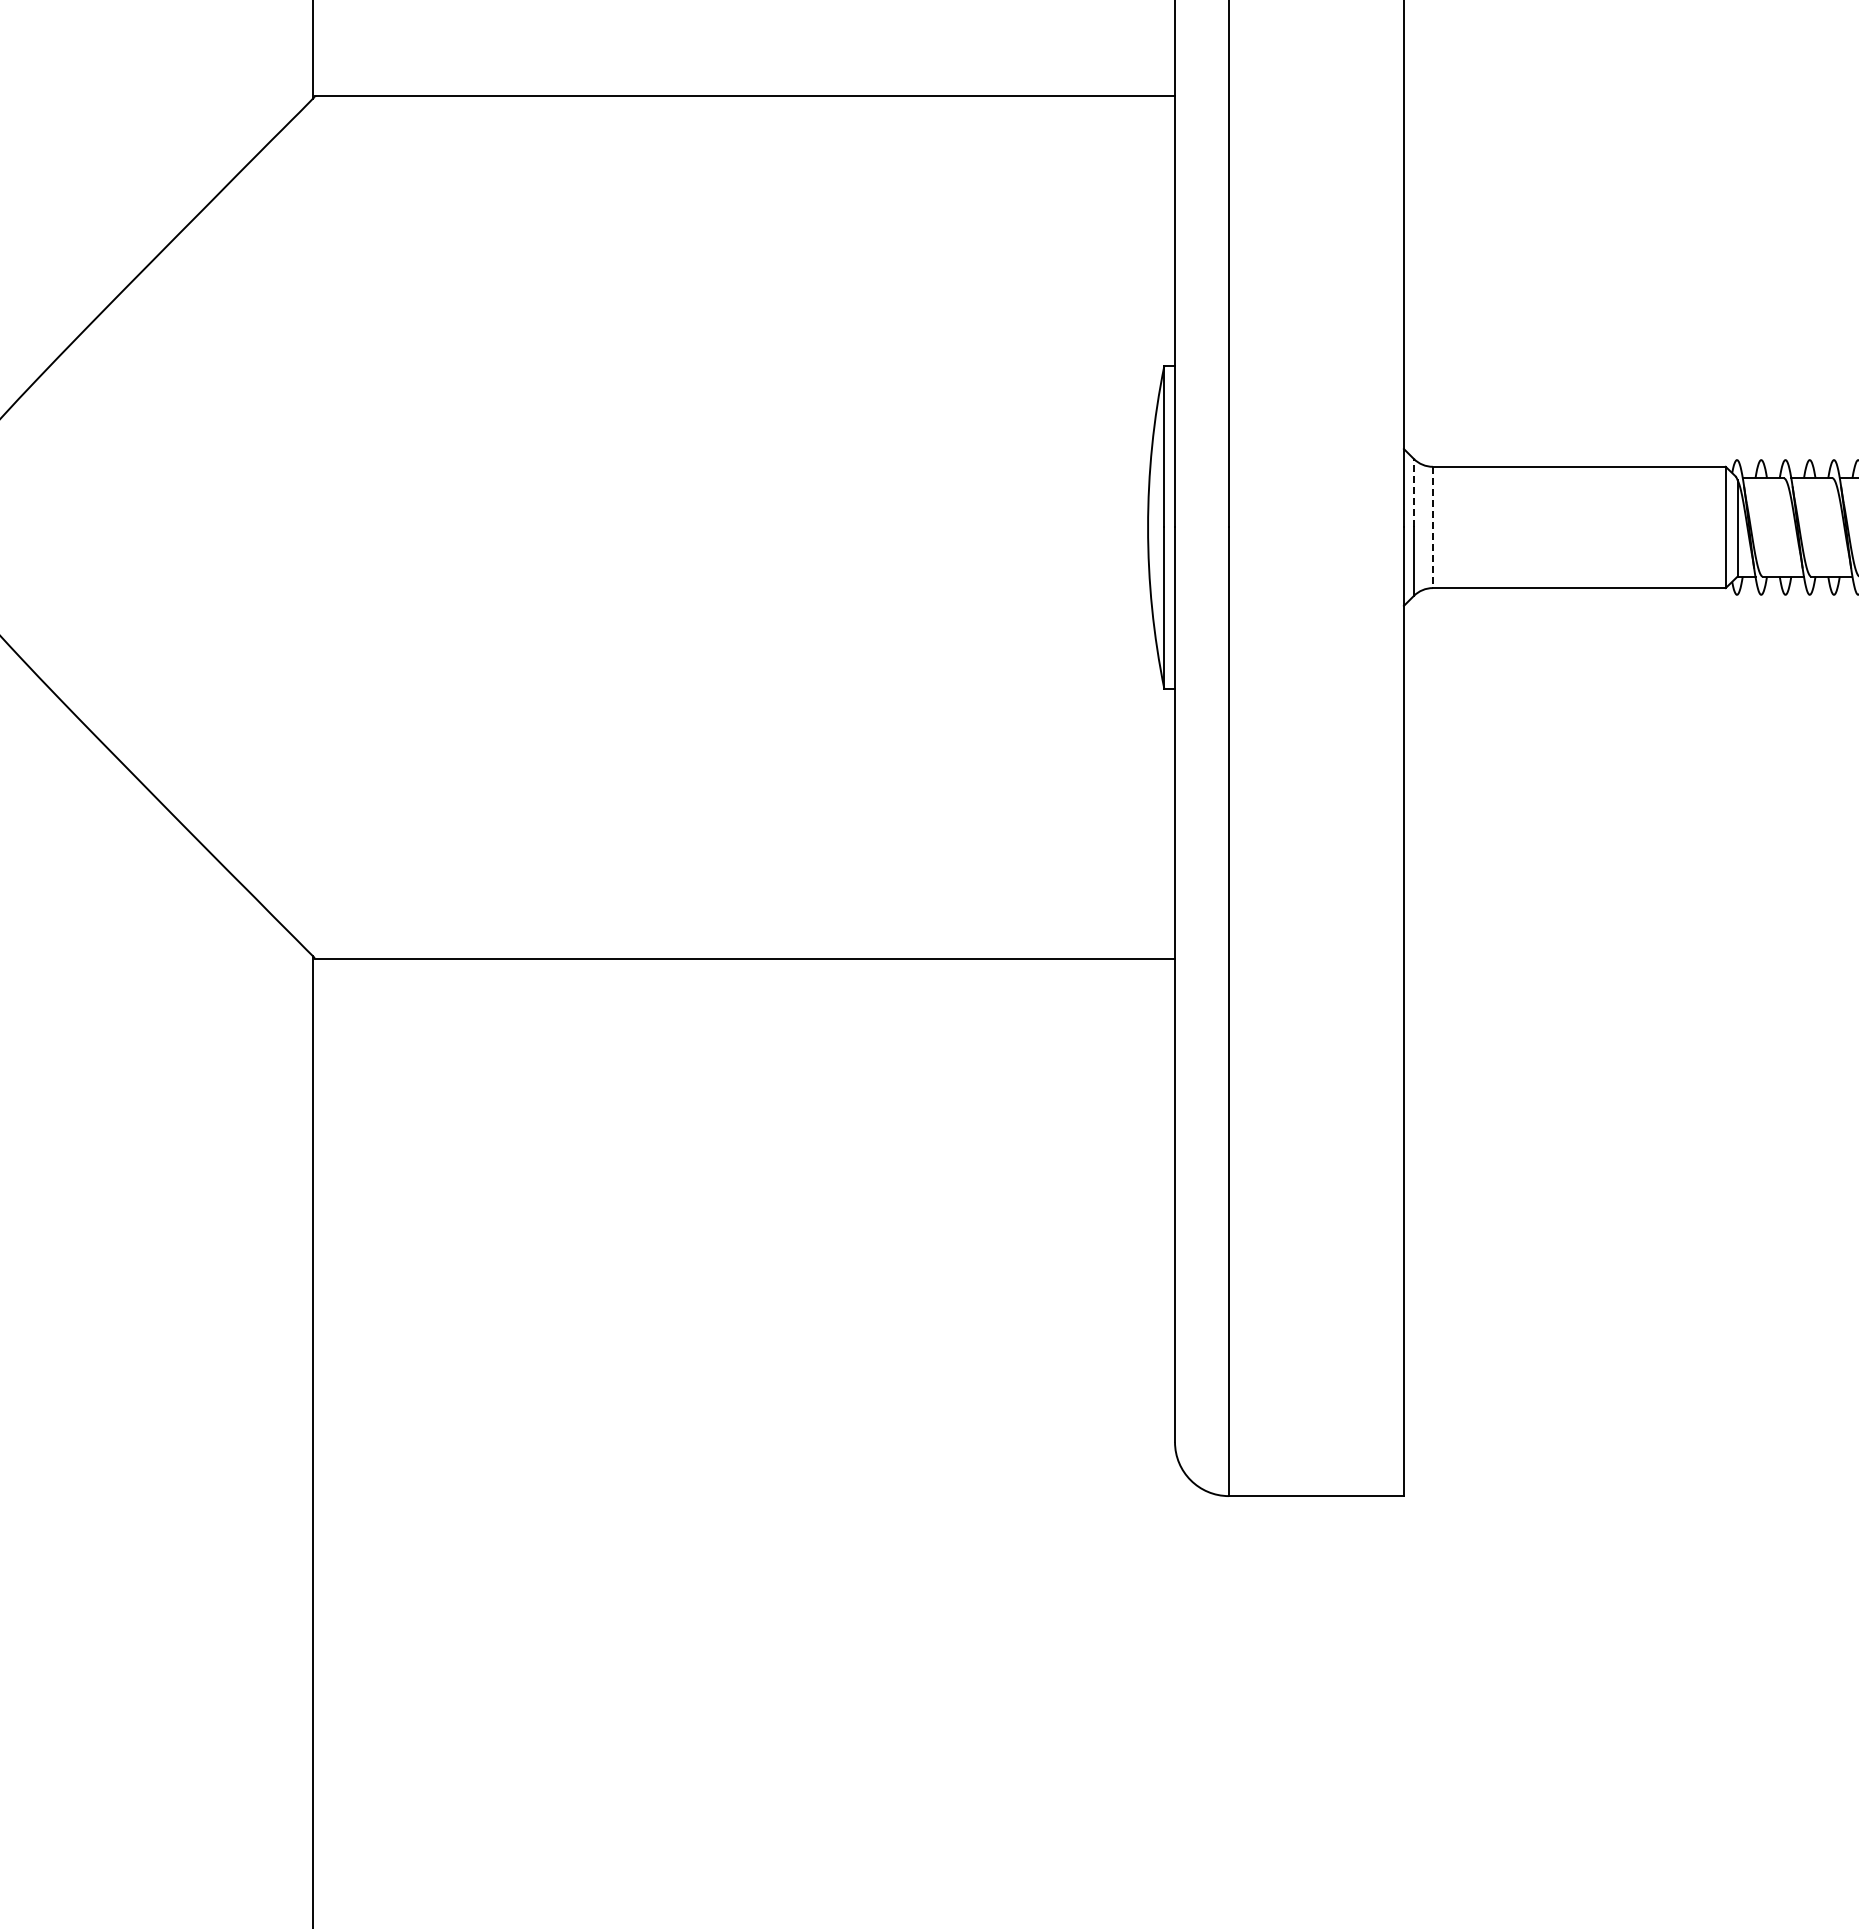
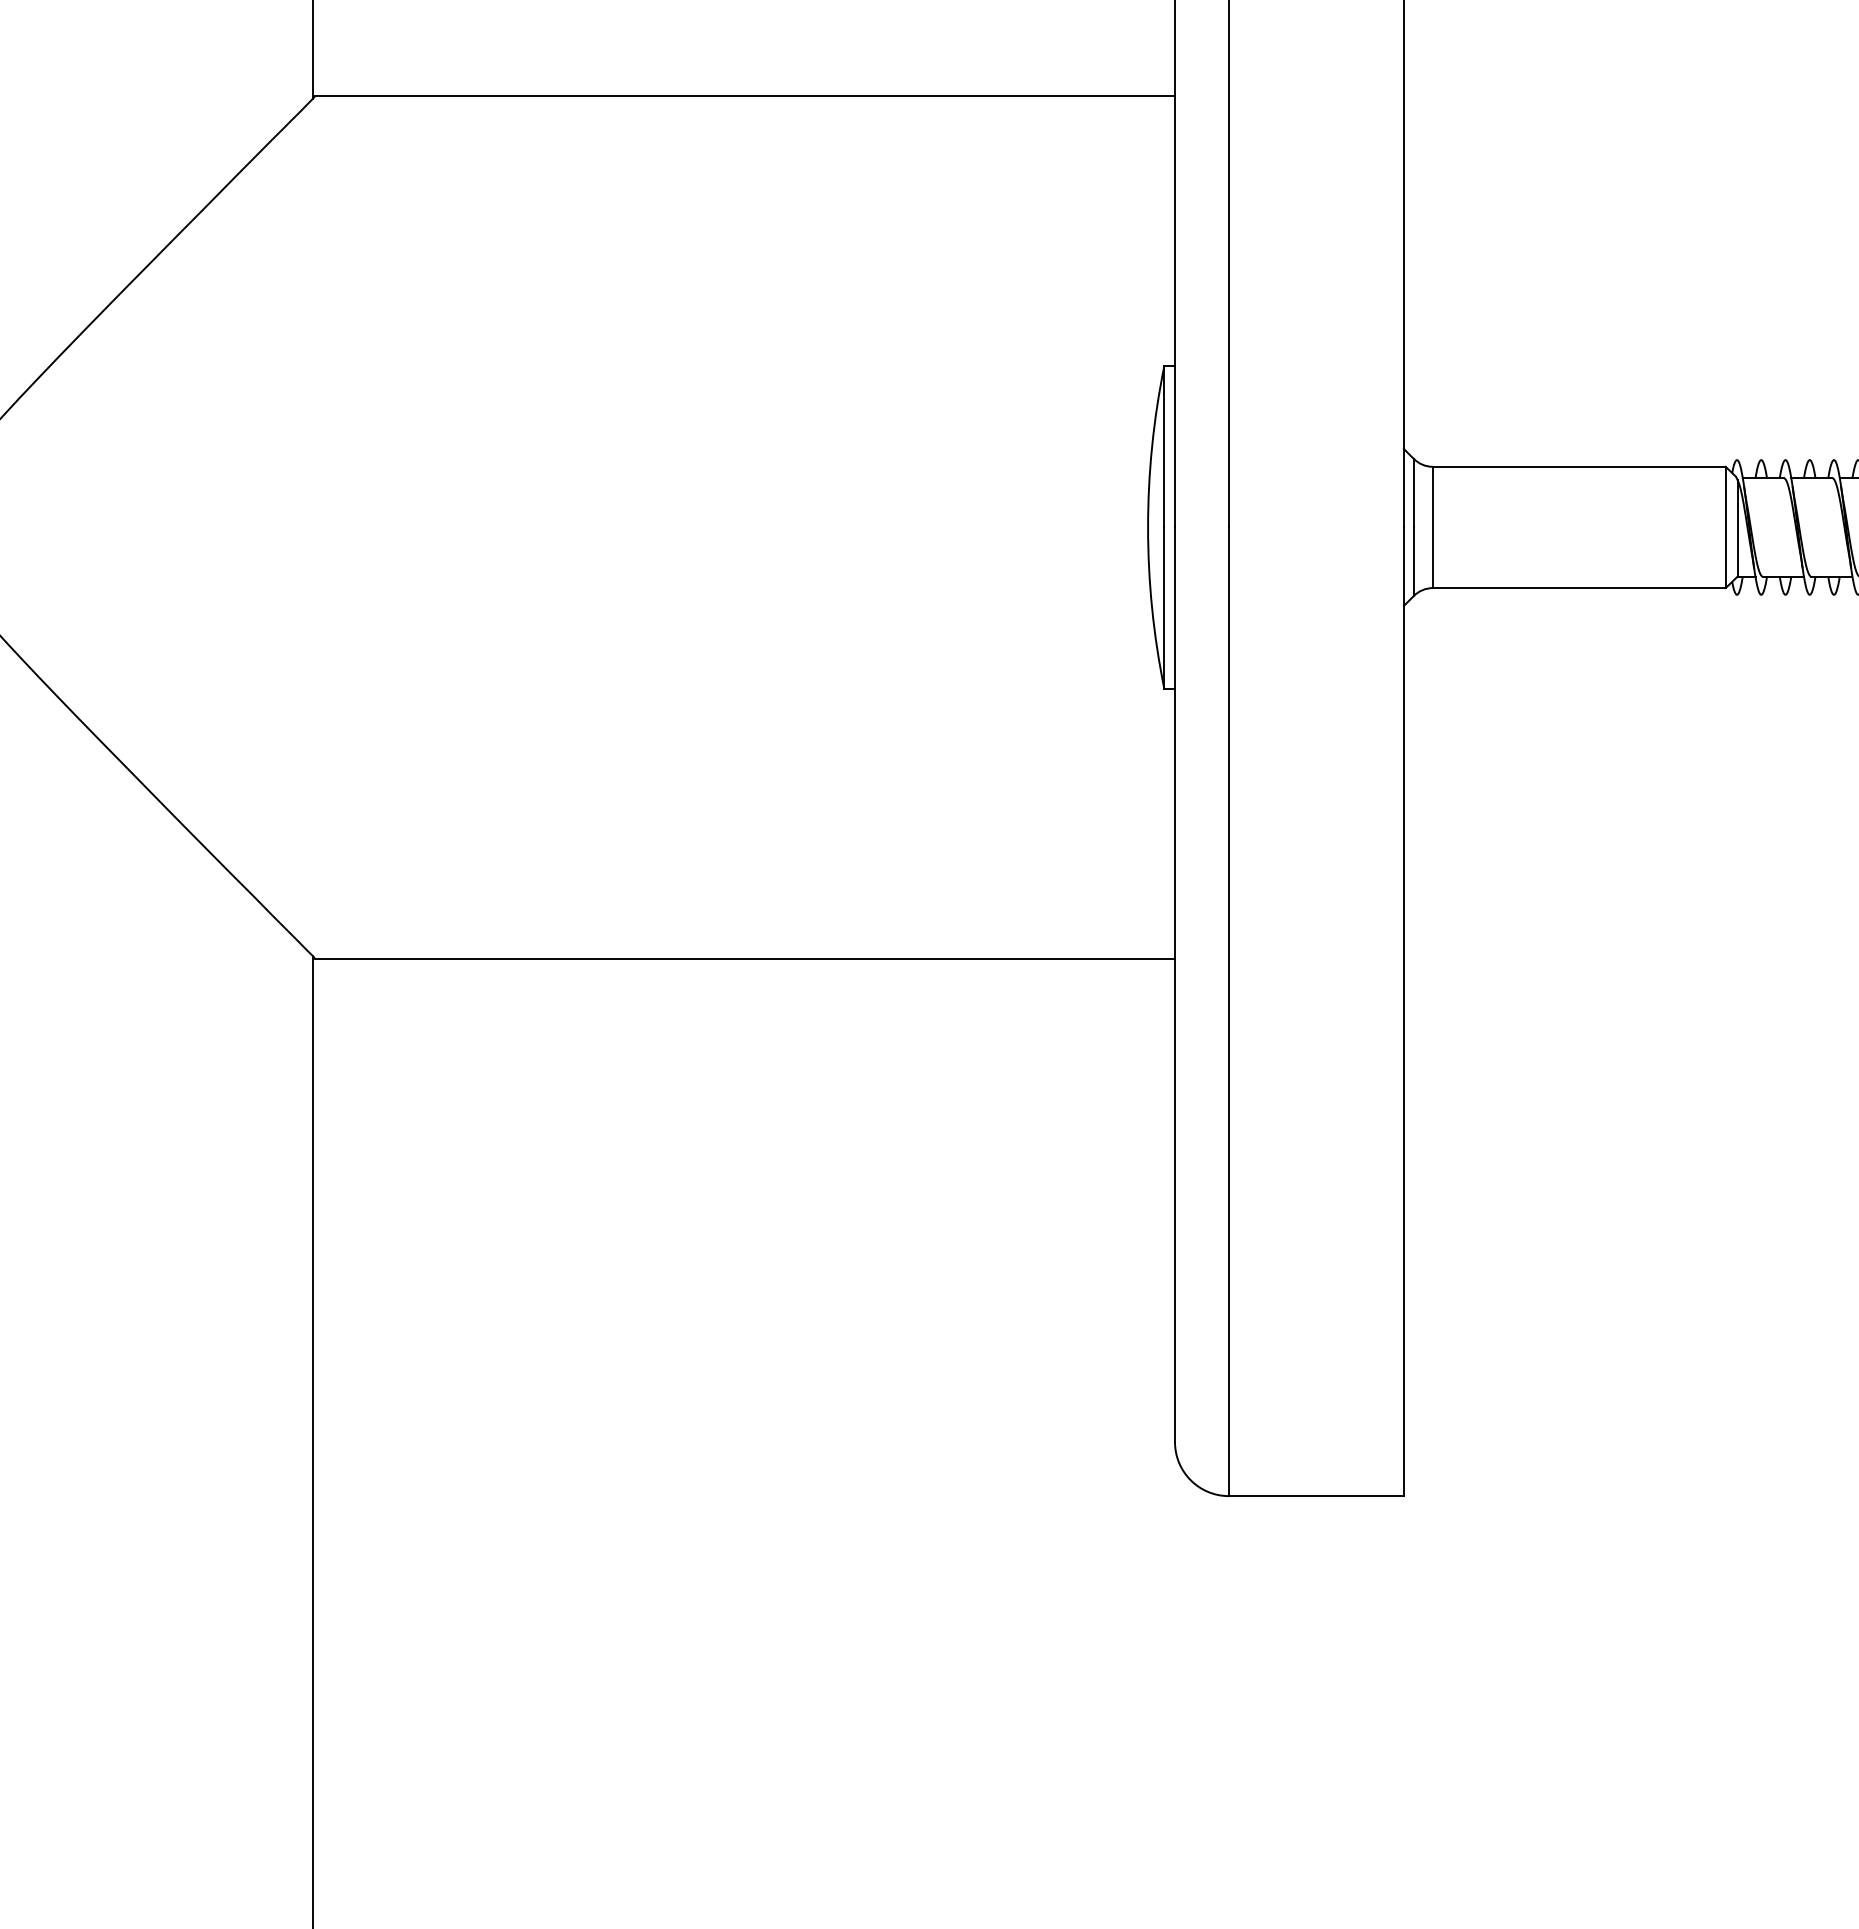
line: dashed -> solid (1413, 492)
line: dashed -> solid (1432, 527)
